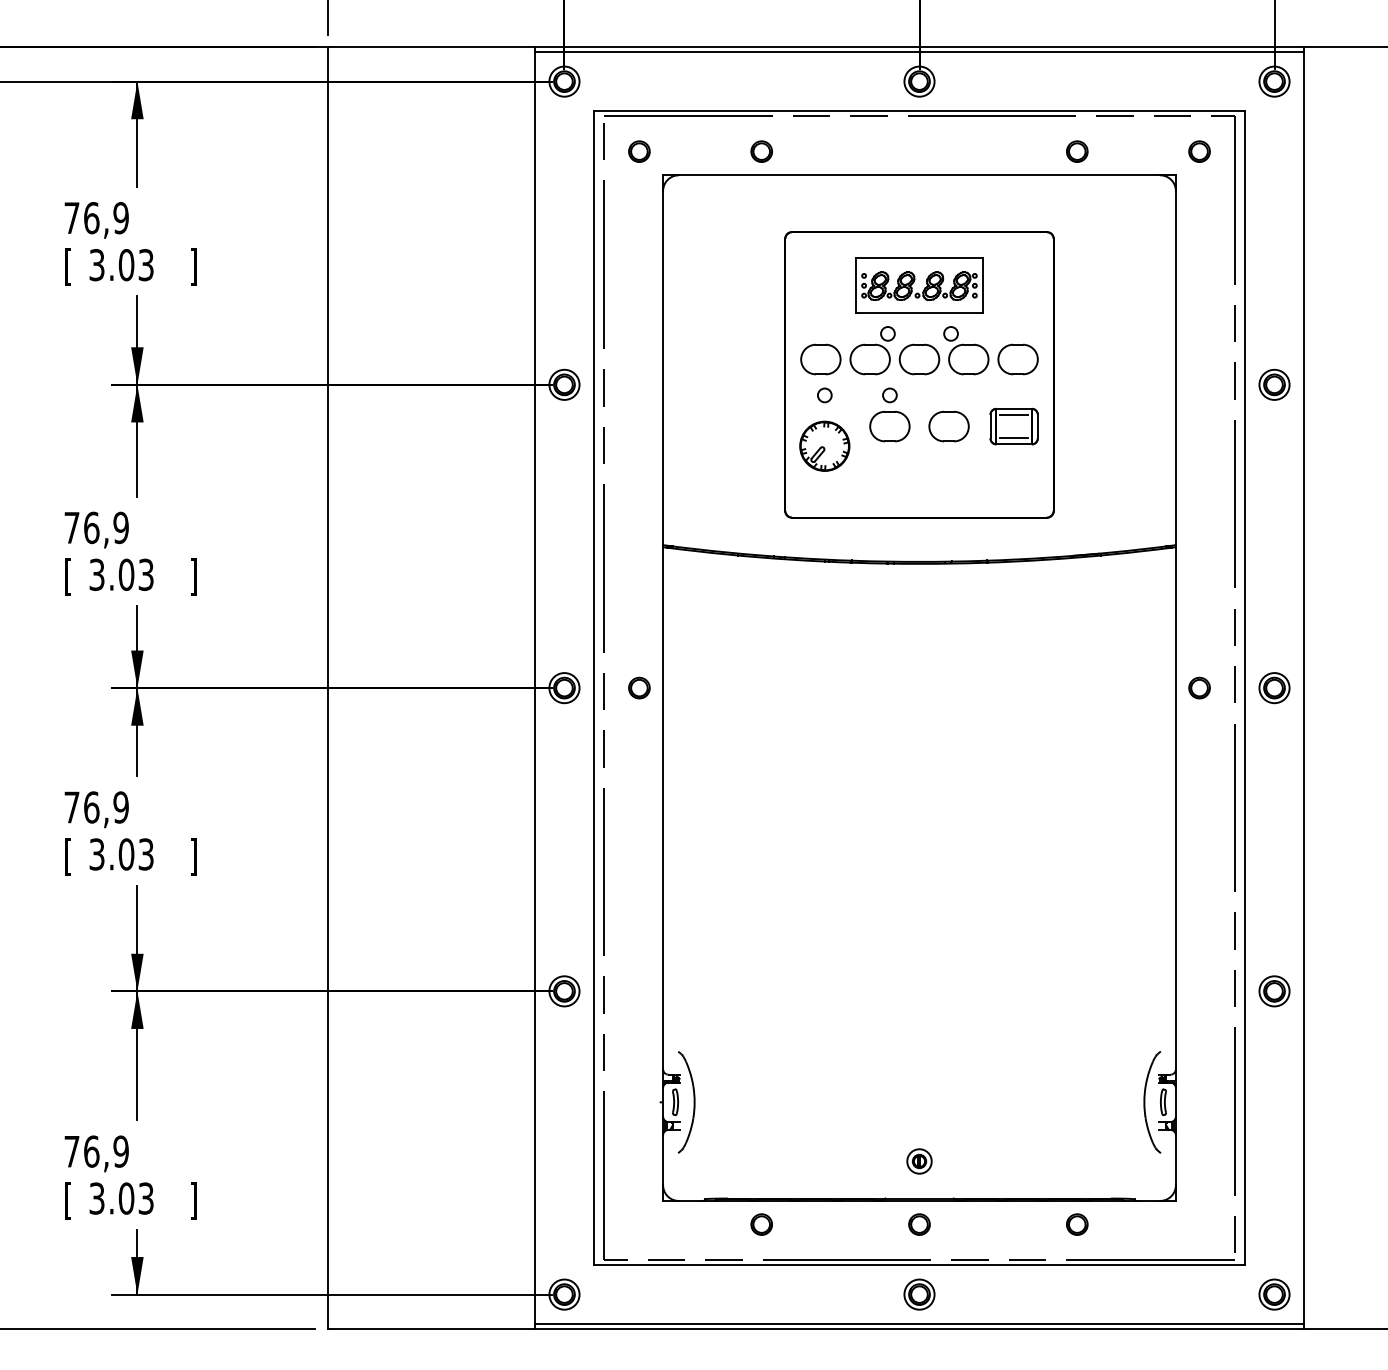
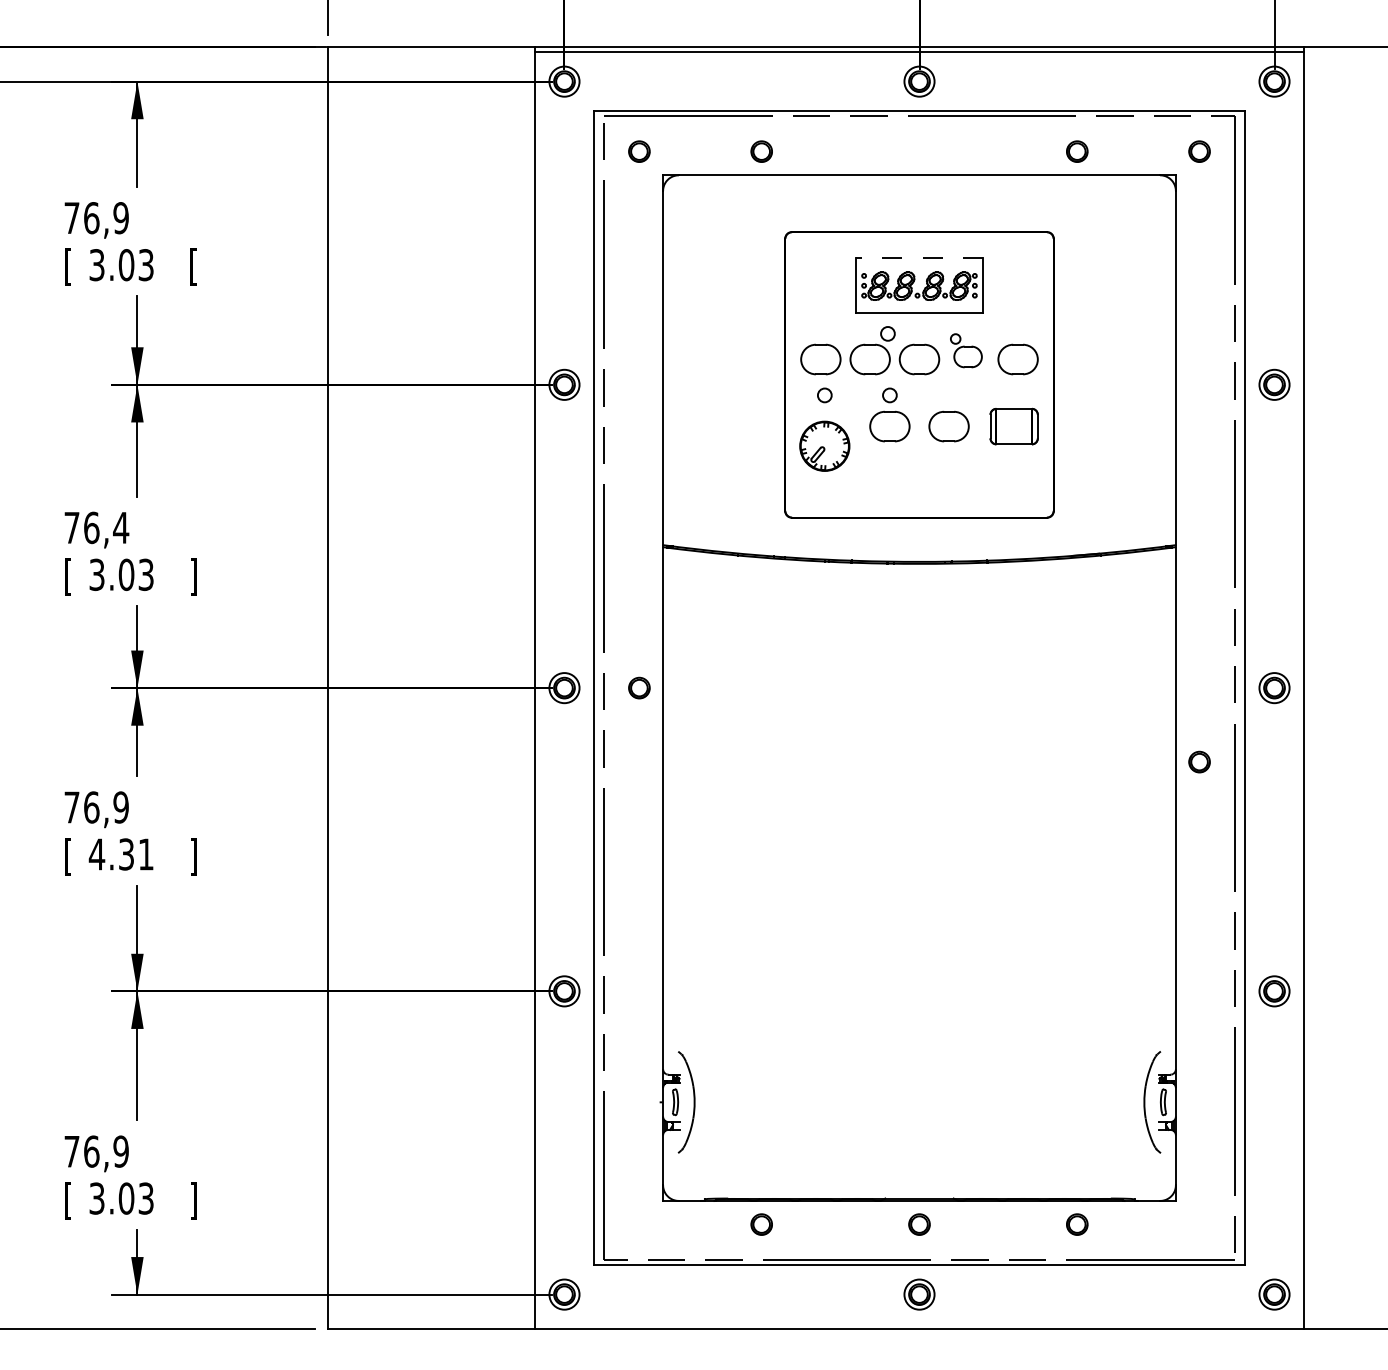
line: solid -> dashed (919, 258)
text: ] -> [ (193, 266)
part size: 47x50 px -> 33x36 px (966, 350)
line: present -> none (1013, 414)
line: present -> none (1013, 438)
text: 76,9 -> 76,4 (121, 527)
part position: (1199, 687) -> (1199, 761) (1199, 761)
text: 3.03 -> 4.31 (120, 854)
part: present -> none (919, 1161)
line: present -> none (919, 1324)
